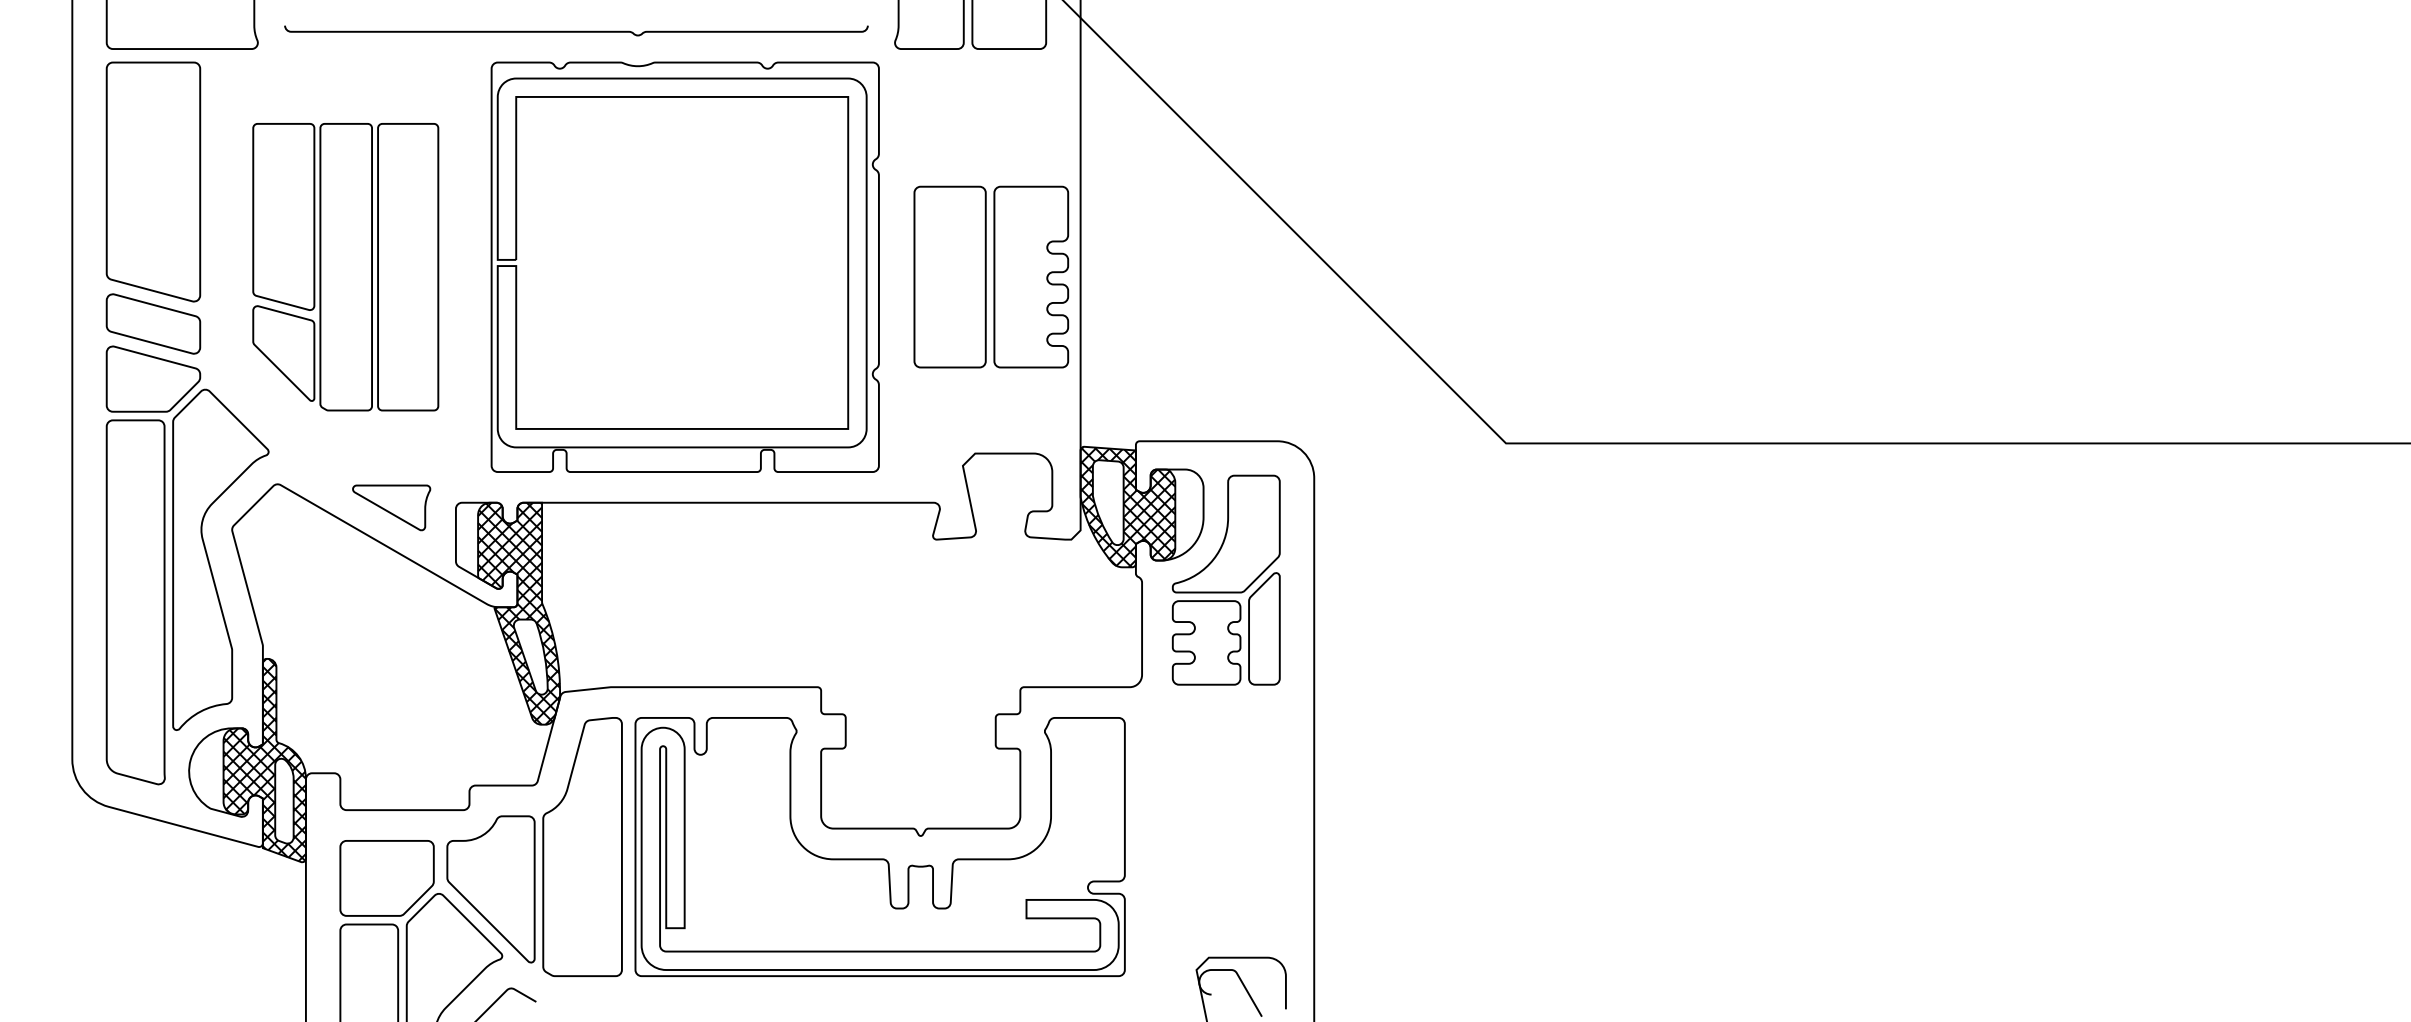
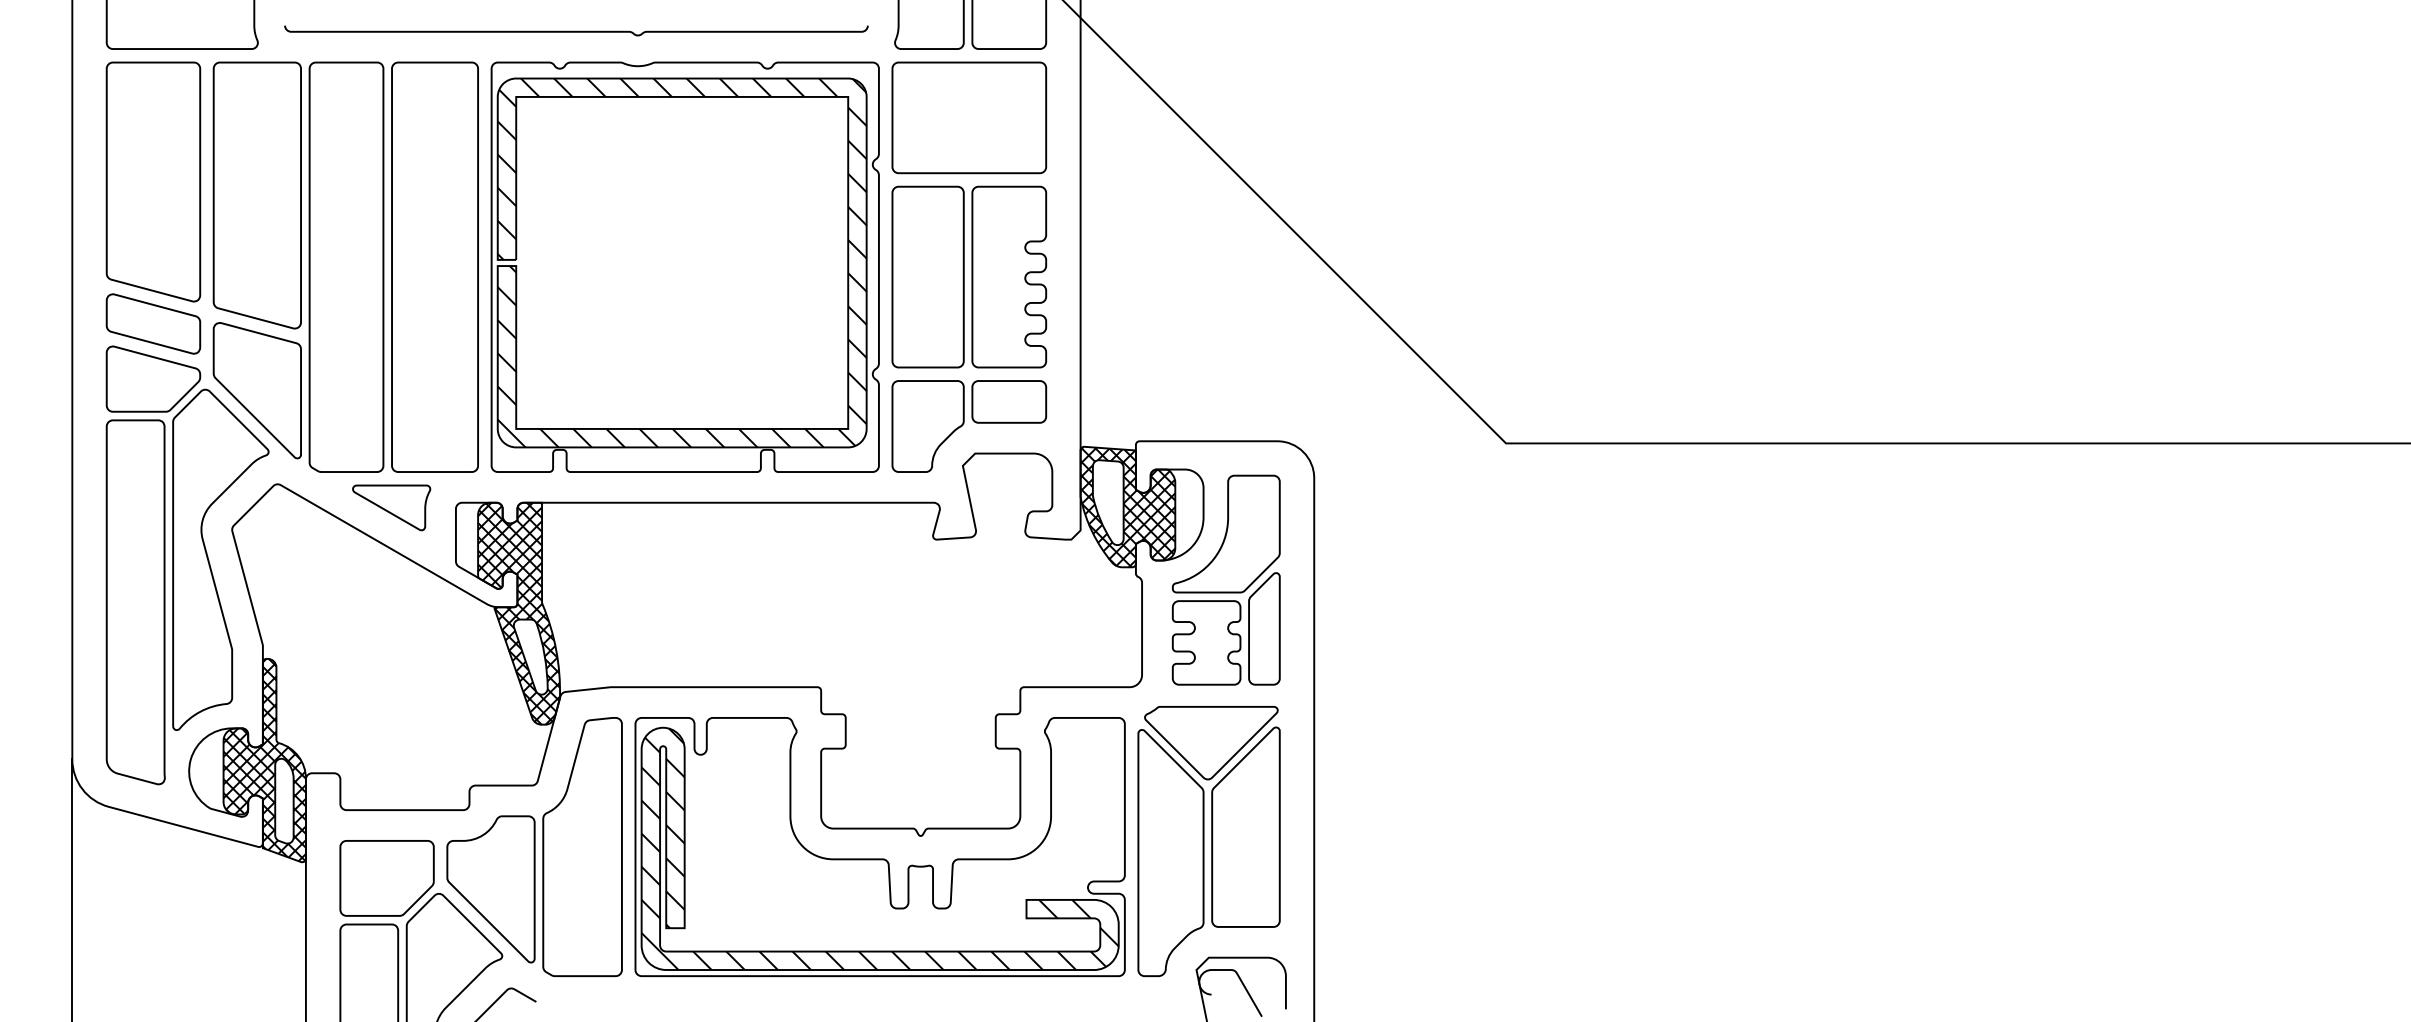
part: none -> present (969, 117)
hatch: none -> present (681, 262)
part size: 188x289 px -> 267x412 px (345, 266)
part position: (991, 276) -> (969, 276) (969, 276)
part: none -> present (969, 426)
part: none -> present (1208, 841)
hatch: none -> present (879, 849)
line: none -> present (72, 888)
